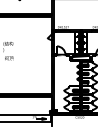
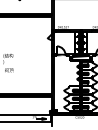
text position: (8, 51) -> (8, 63) (8, 63)
